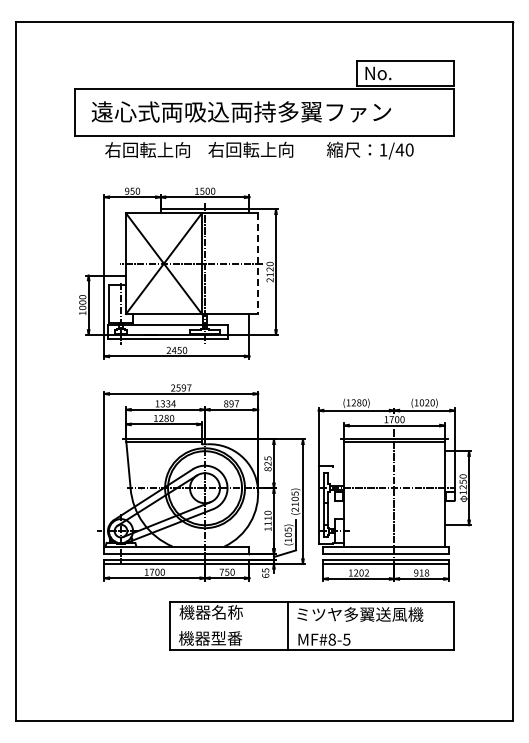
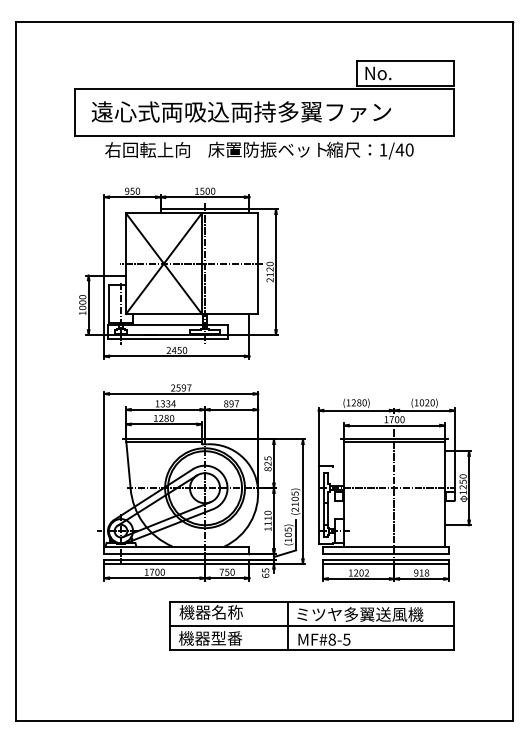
text: 右回転上向 -> 床置防振ベット (267, 149)
line: dashed -> solid (258, 264)
line: none -> present (311, 626)
